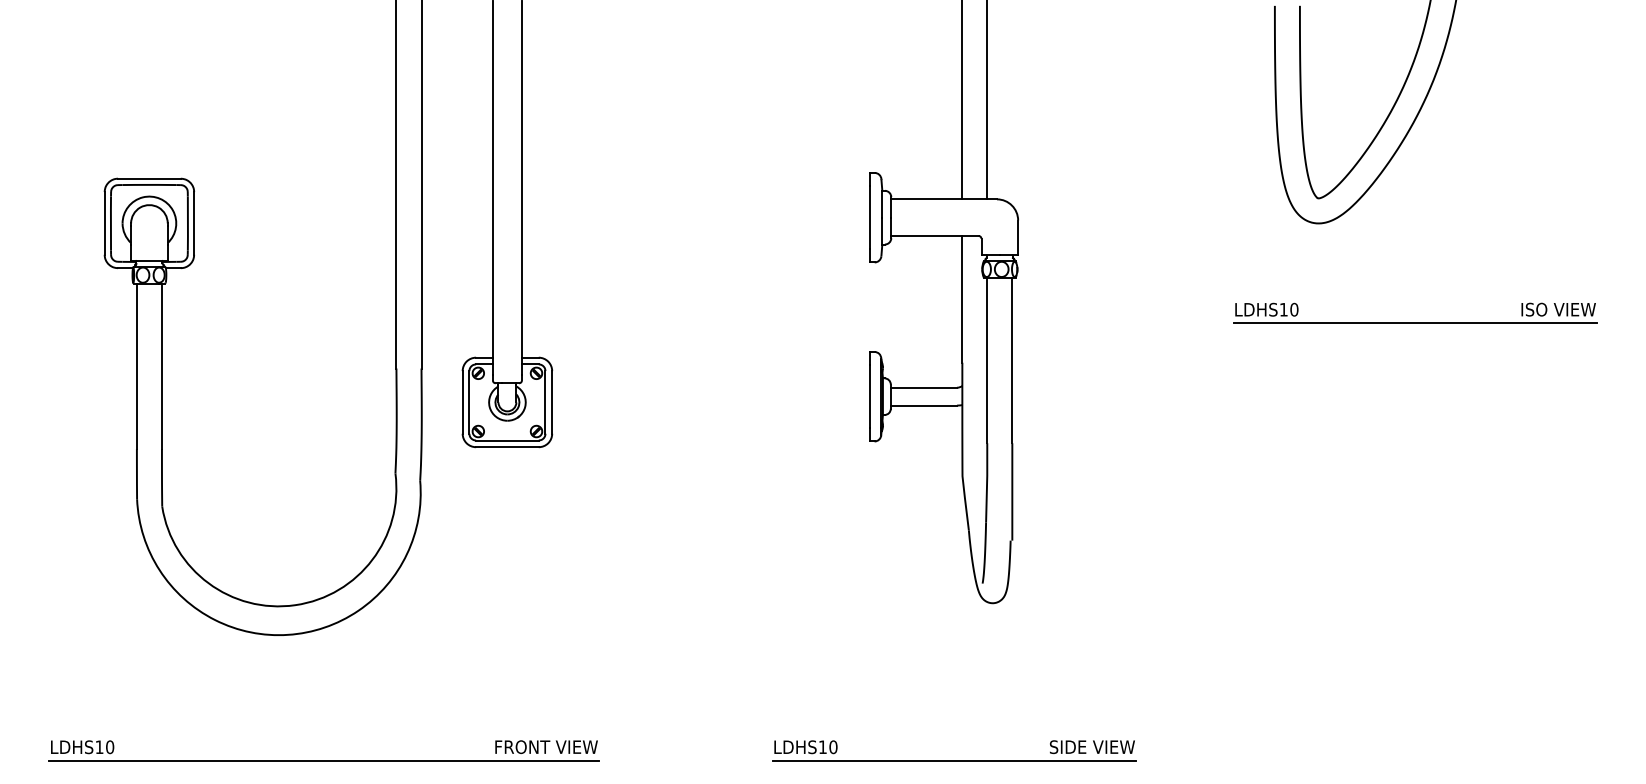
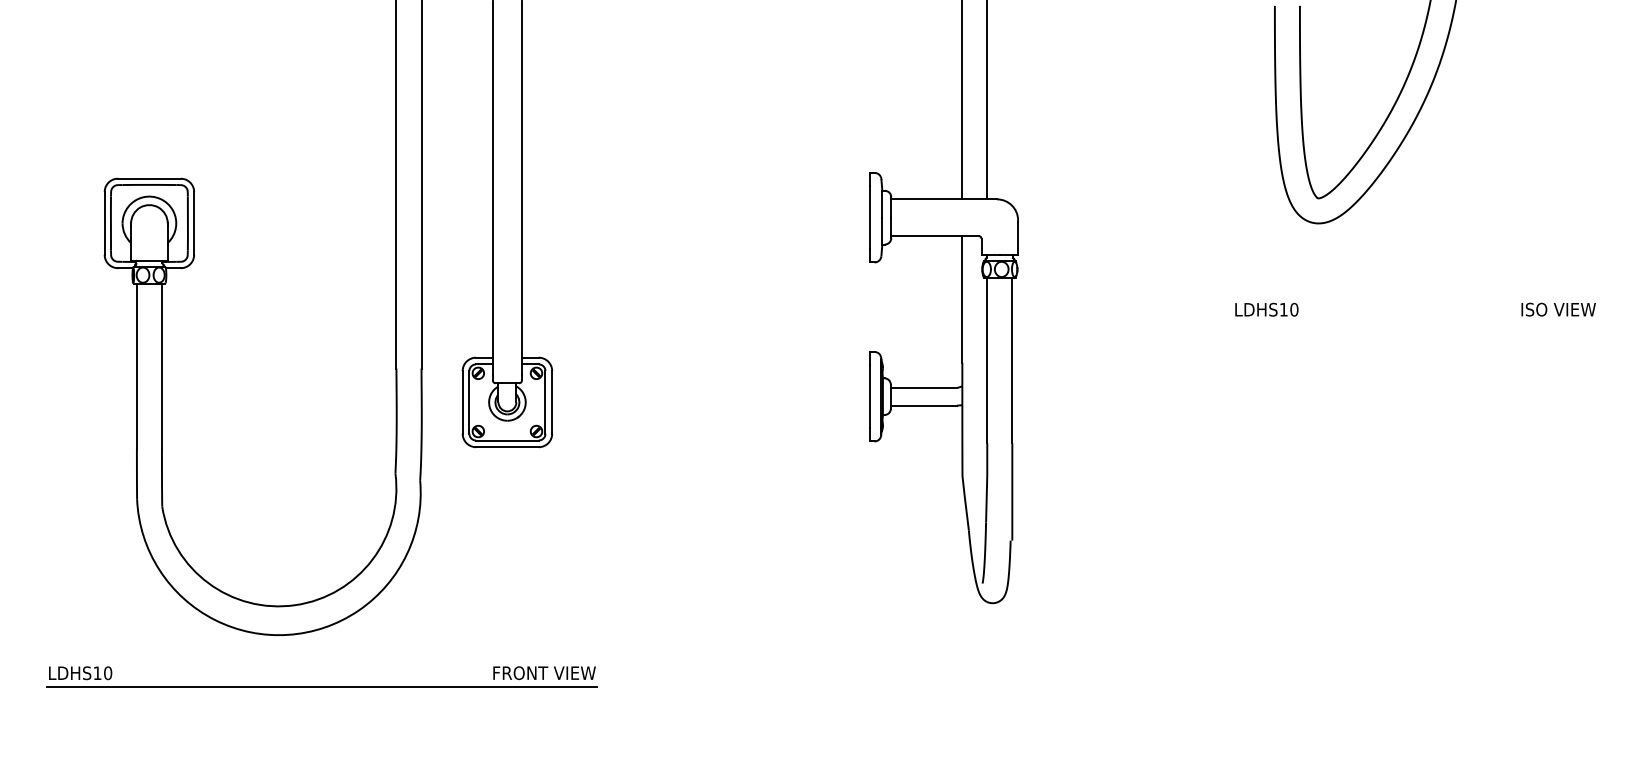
line: present -> none (1414, 323)
part position: (323, 760) -> (321, 686) (321, 686)
part: present -> none (954, 760)
